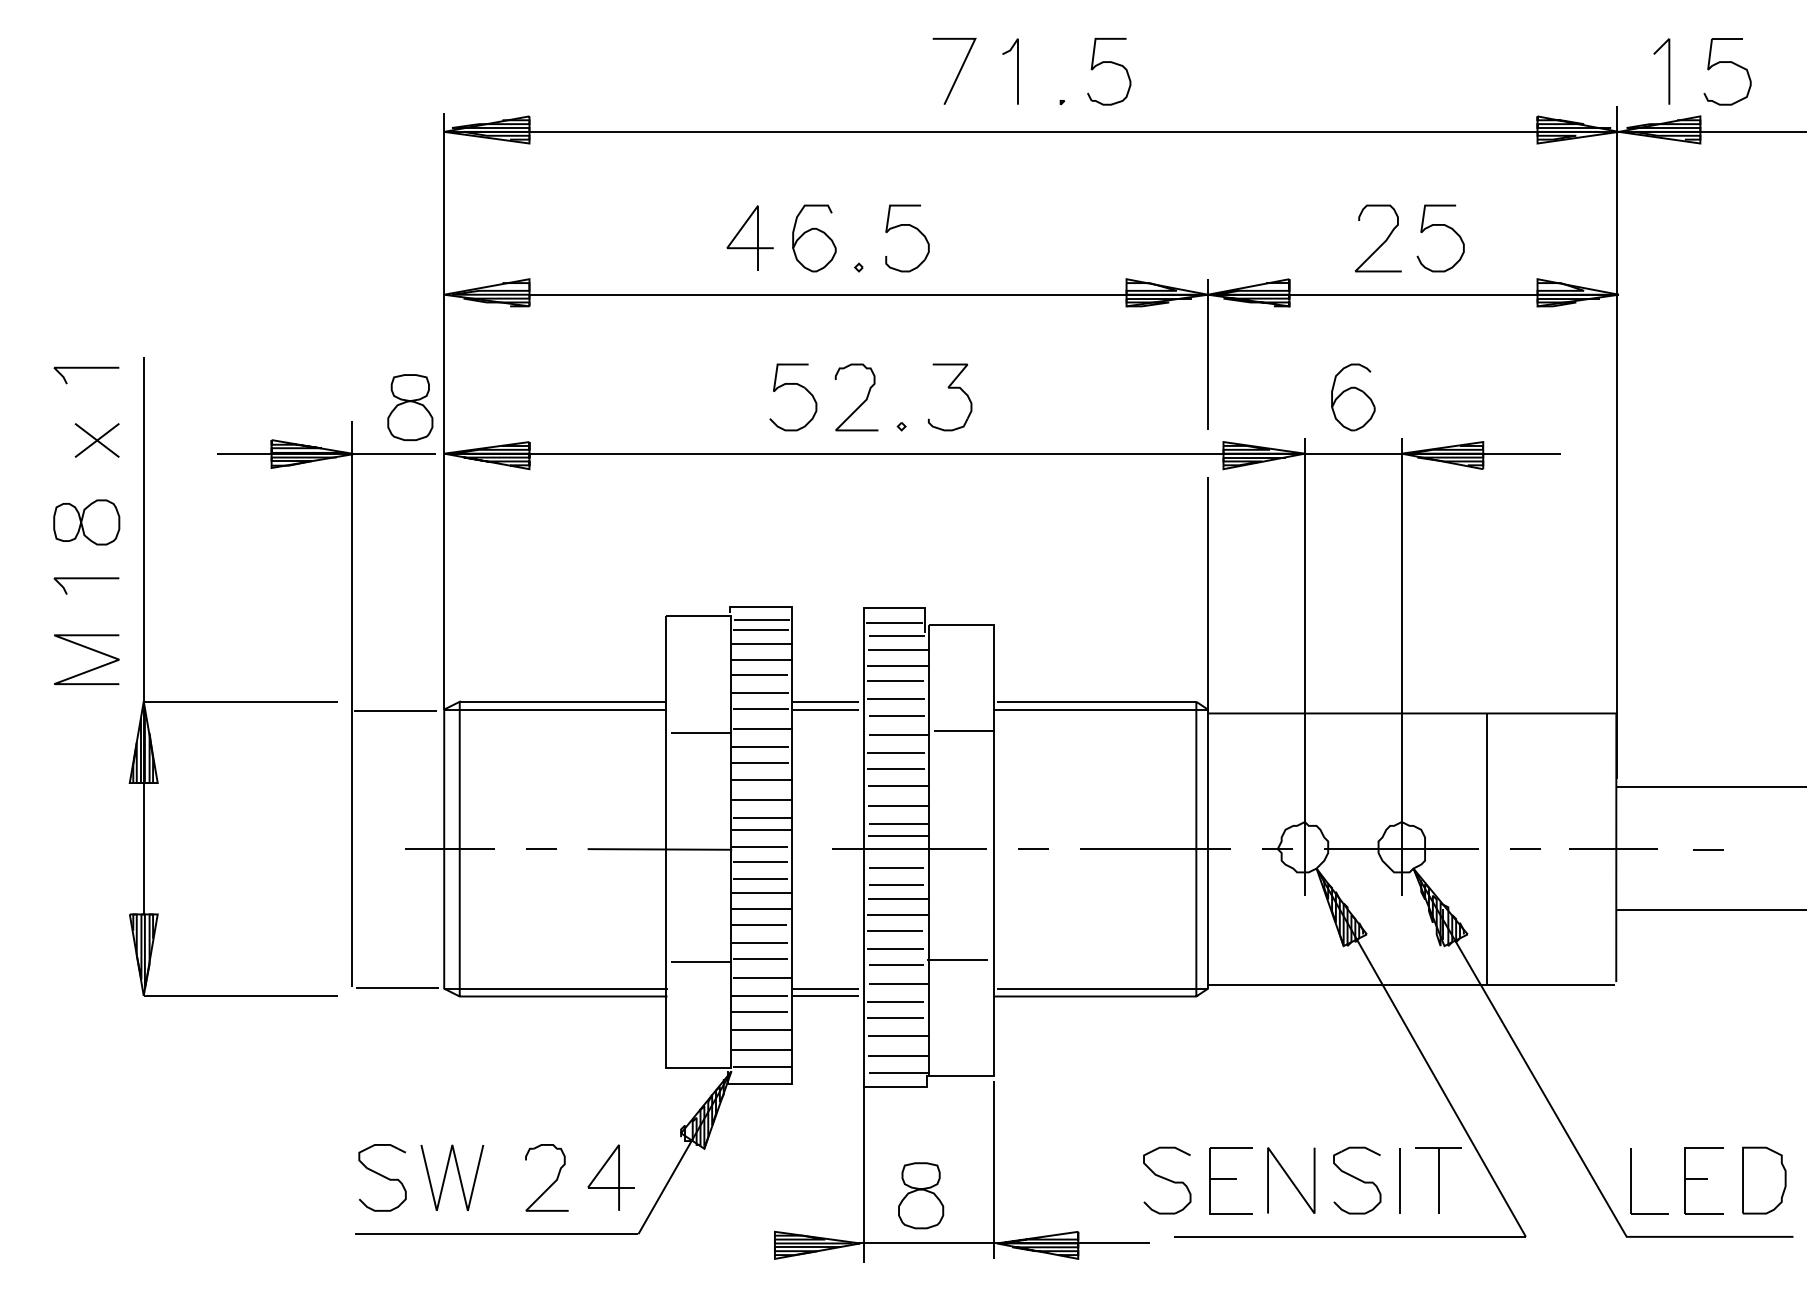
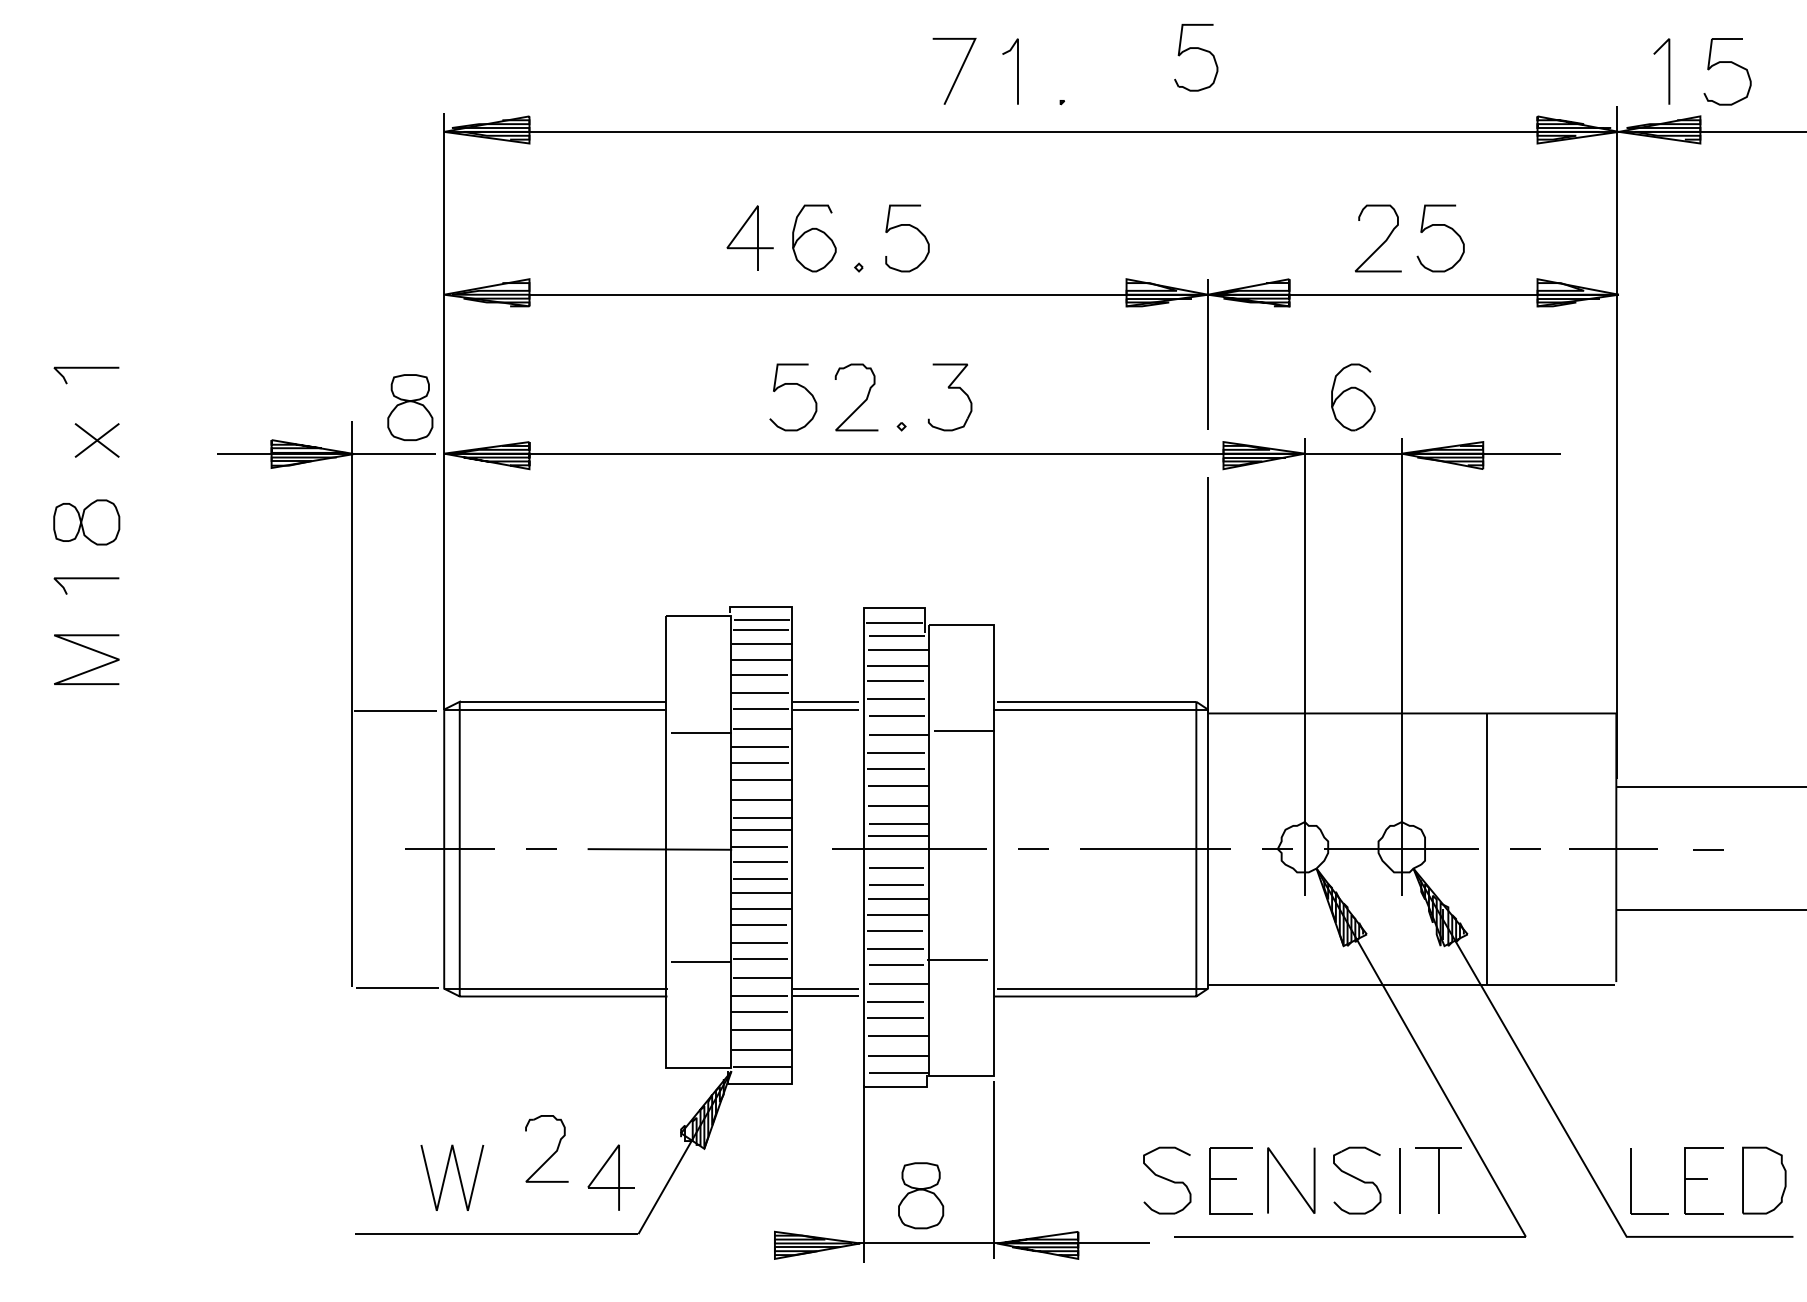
part position: (1111, 63) -> (1198, 49) (1198, 49)
part: present -> none (232, 701)
part: present -> none (382, 1177)
part position: (552, 1182) -> (552, 1153) (552, 1153)
